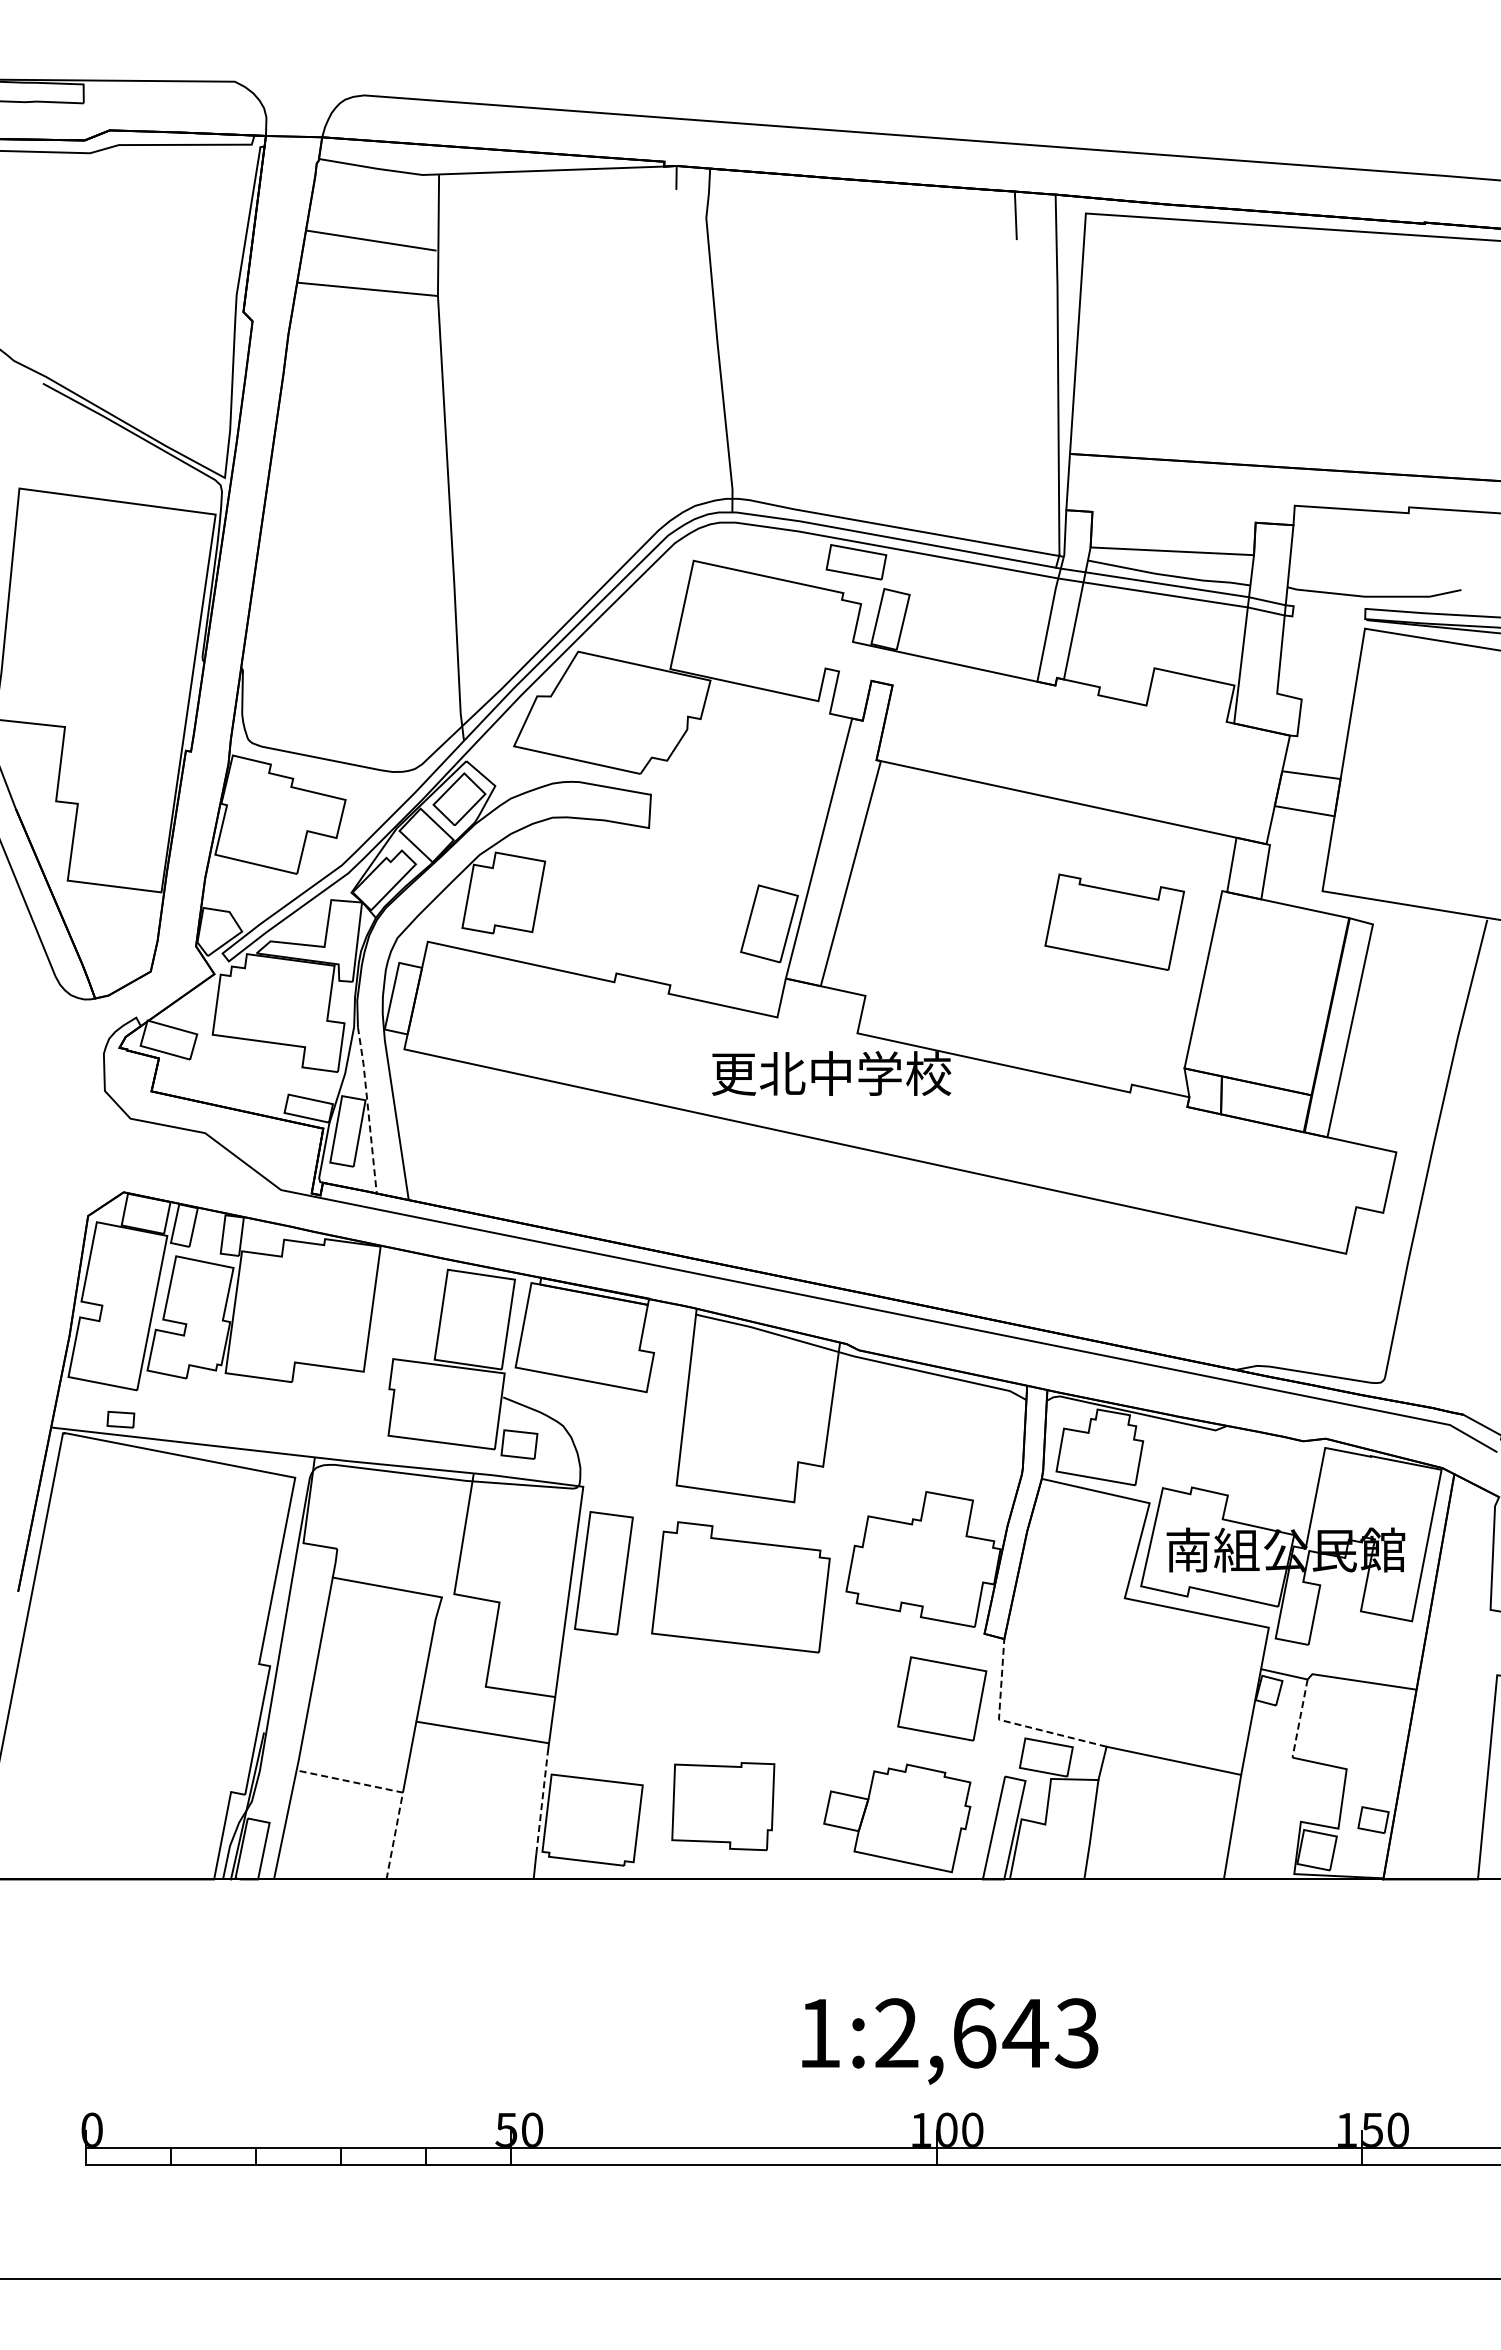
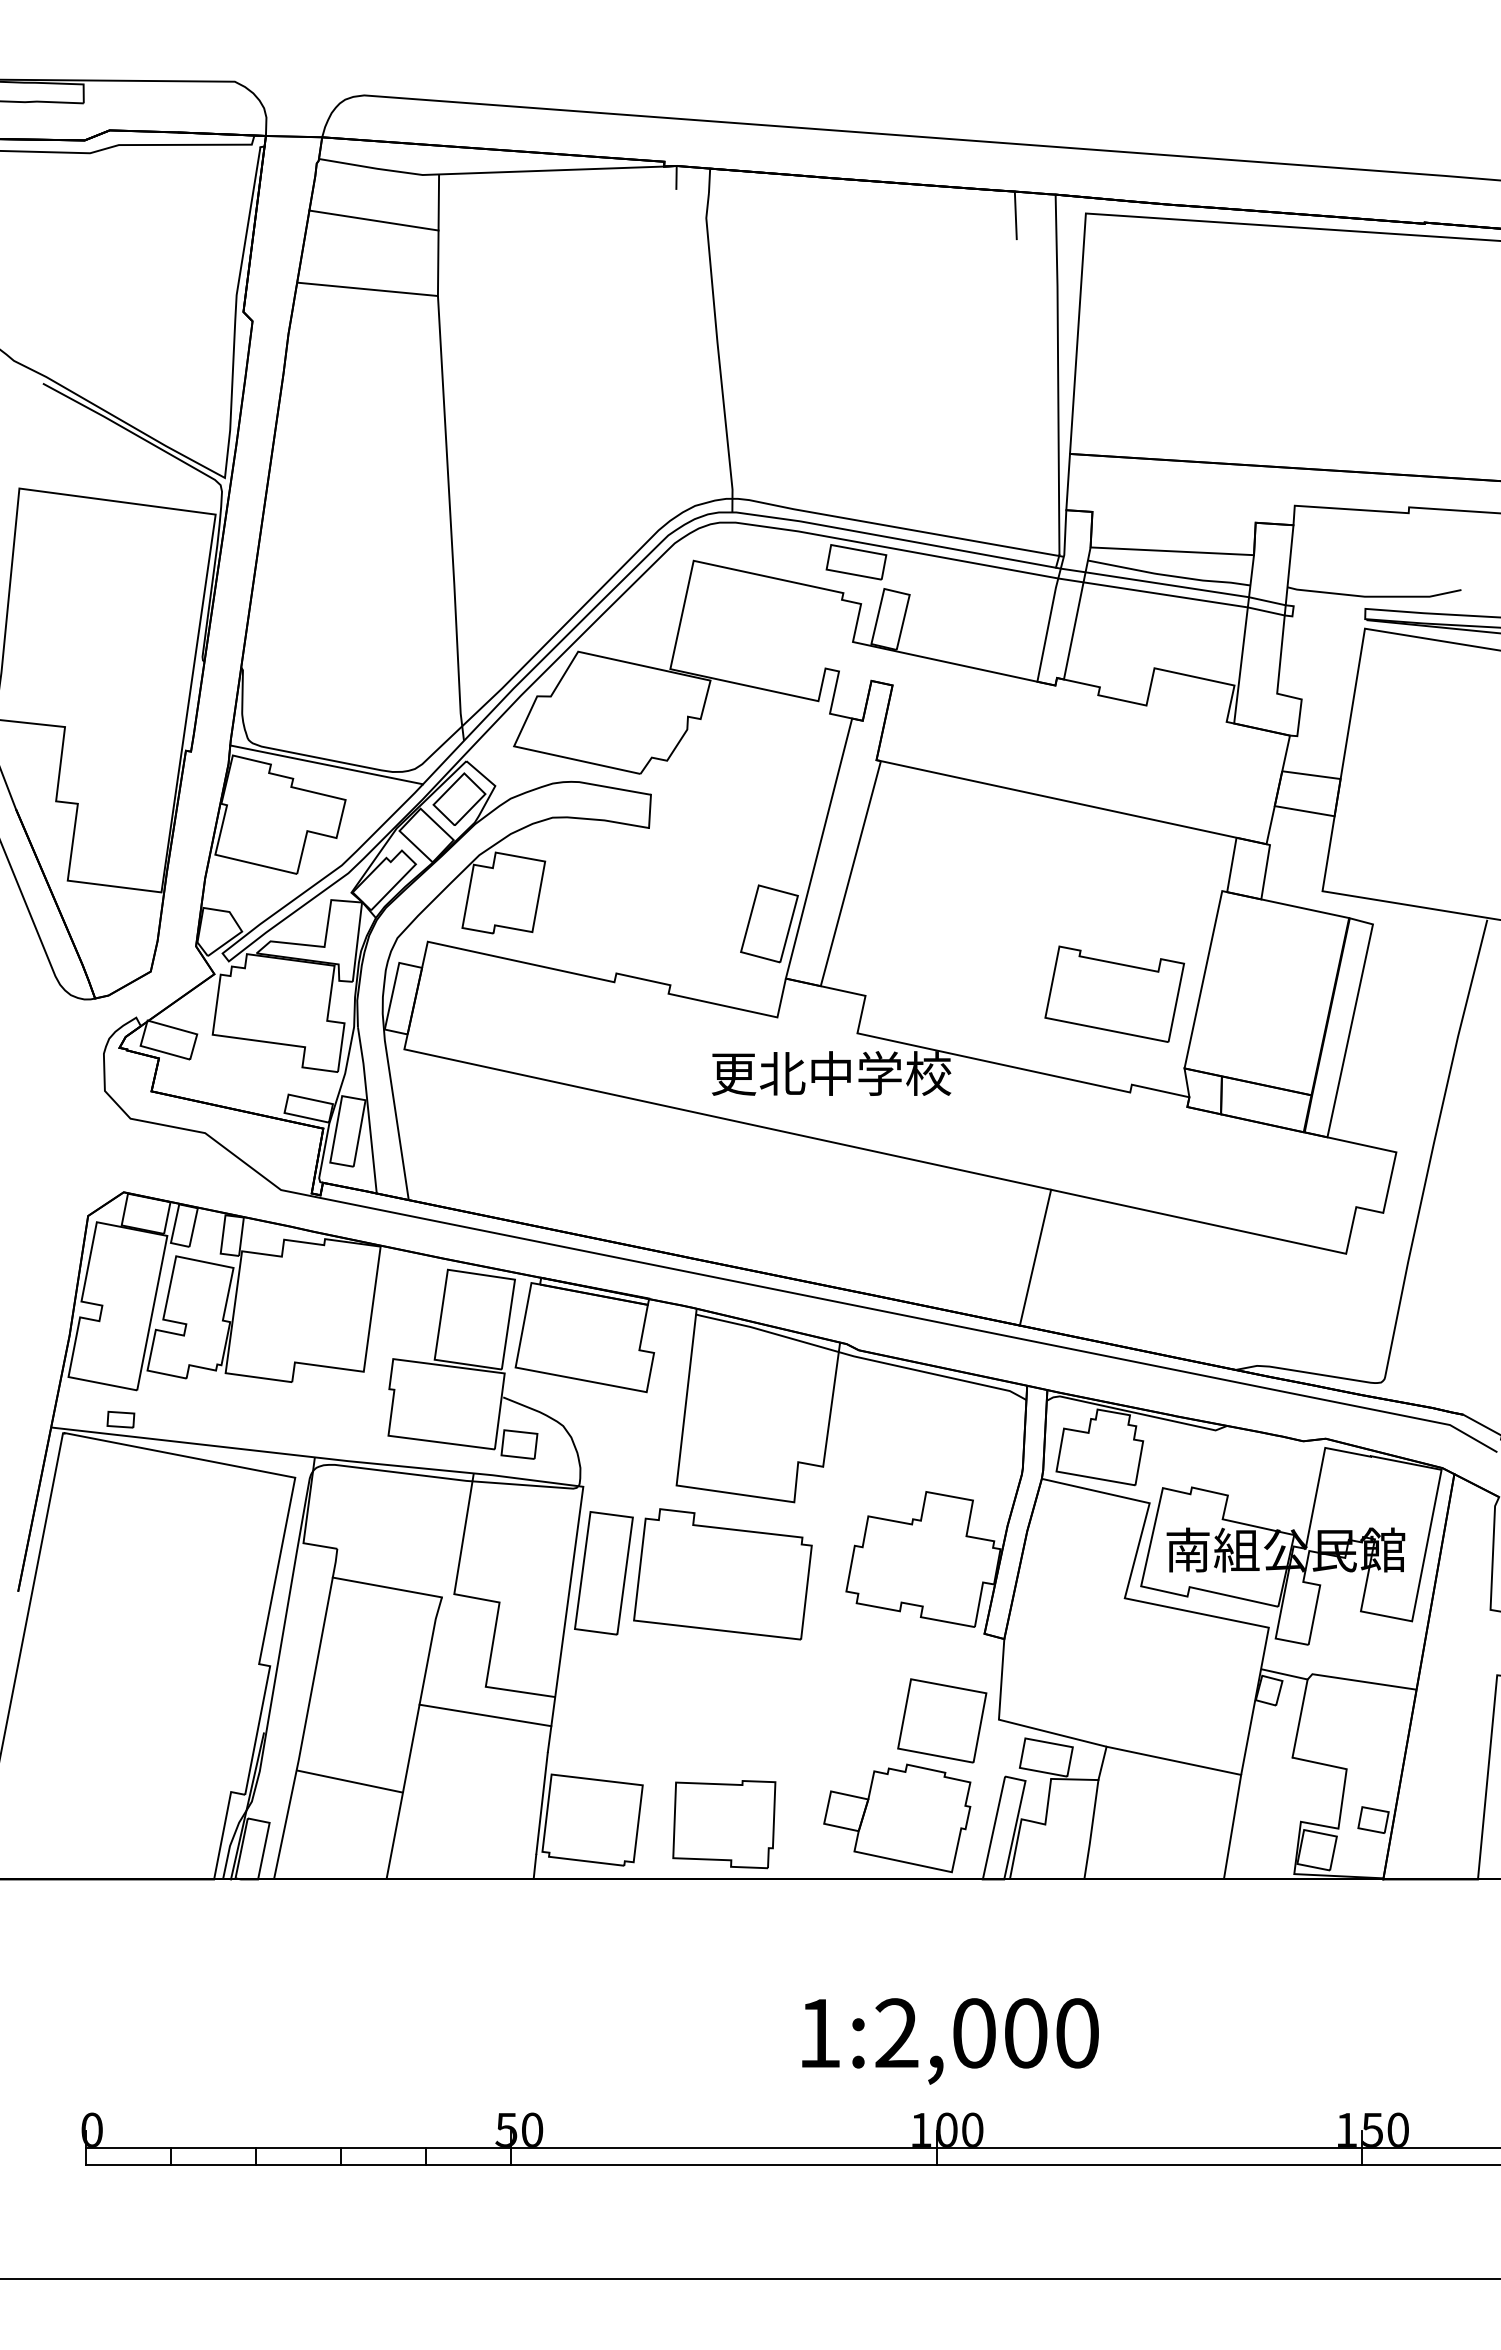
line position: (370, 240) -> (373, 220) (373, 220)
line: none -> present (326, 764)
part position: (1114, 921) -> (1114, 993) (1114, 993)
line: dashed -> solid (368, 1110)
line: none -> present (1035, 1257)
part position: (740, 1587) -> (722, 1574) (722, 1574)
part position: (942, 1698) -> (942, 1720) (942, 1720)
line: dashed -> solid (1300, 1718)
line: dashed -> solid (1013, 1723)
line position: (482, 1732) -> (485, 1715) (485, 1715)
line: dashed -> solid (393, 1790)
line: dashed -> solid (542, 1803)
part position: (723, 1806) -> (724, 1824) (724, 1824)
text: 1:2,643 -> 1:2,000 (1025, 2033)
